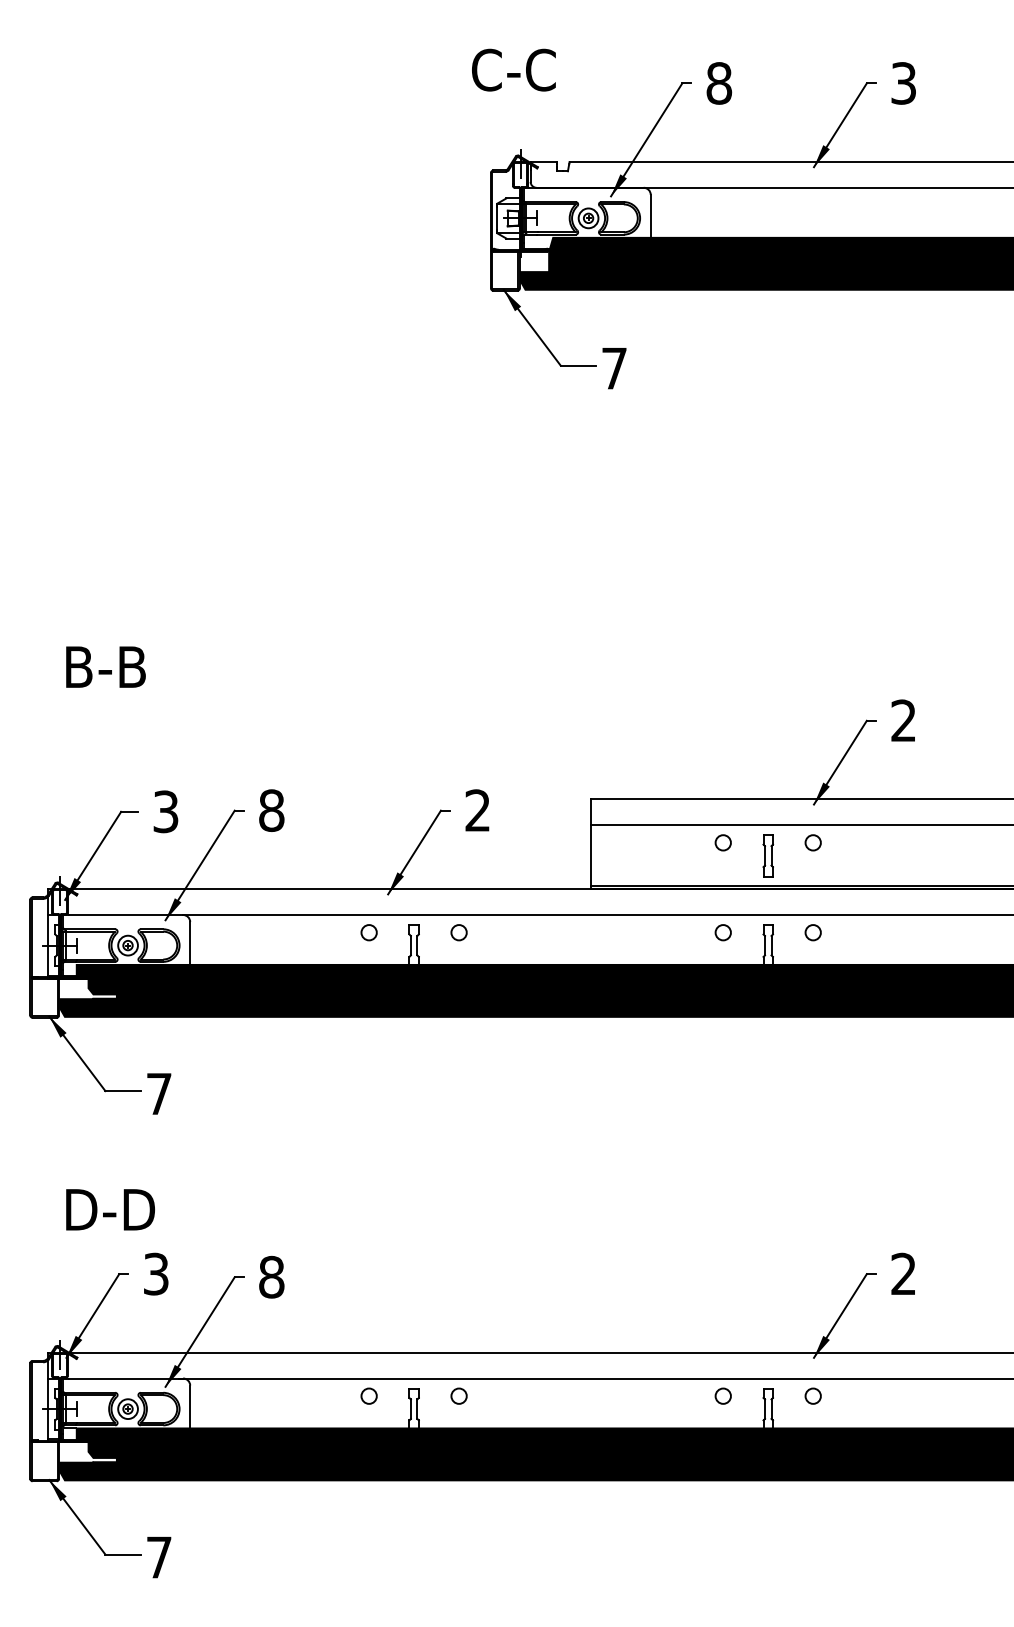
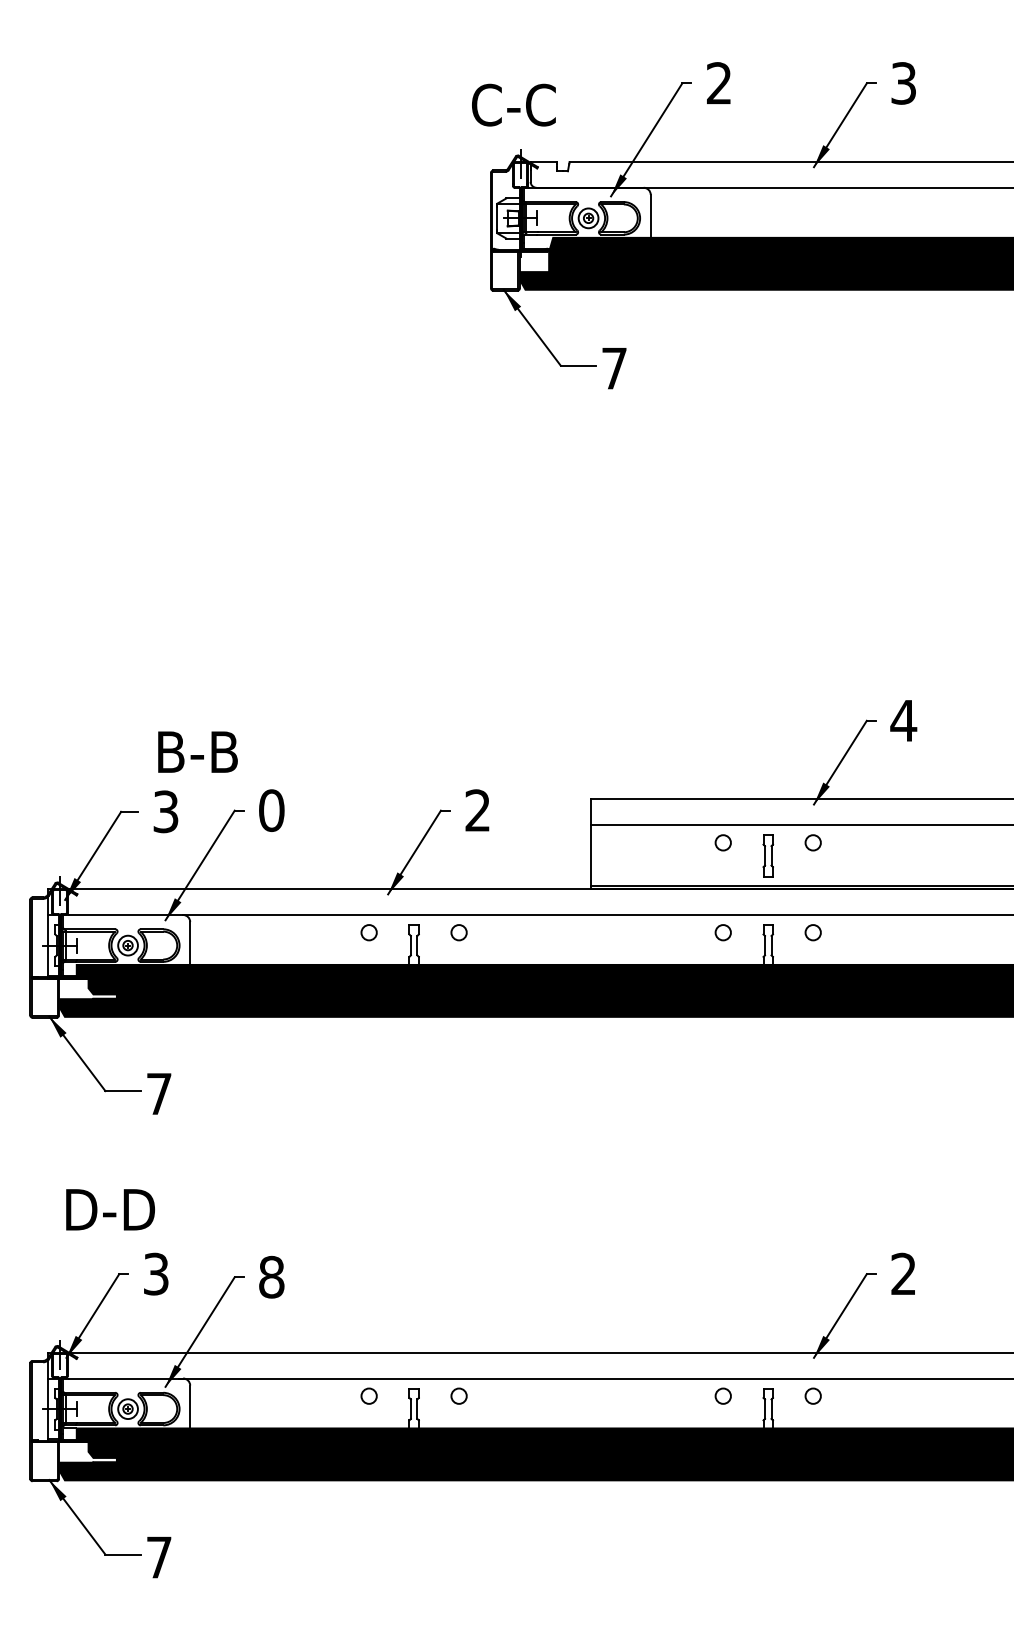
text position: (513, 69) -> (513, 104) (513, 104)
text: 8 -> 2 (719, 83)
text position: (105, 666) -> (197, 751) (197, 751)
text: 2 -> 4 (903, 720)
text: 8 -> 0 (271, 810)
